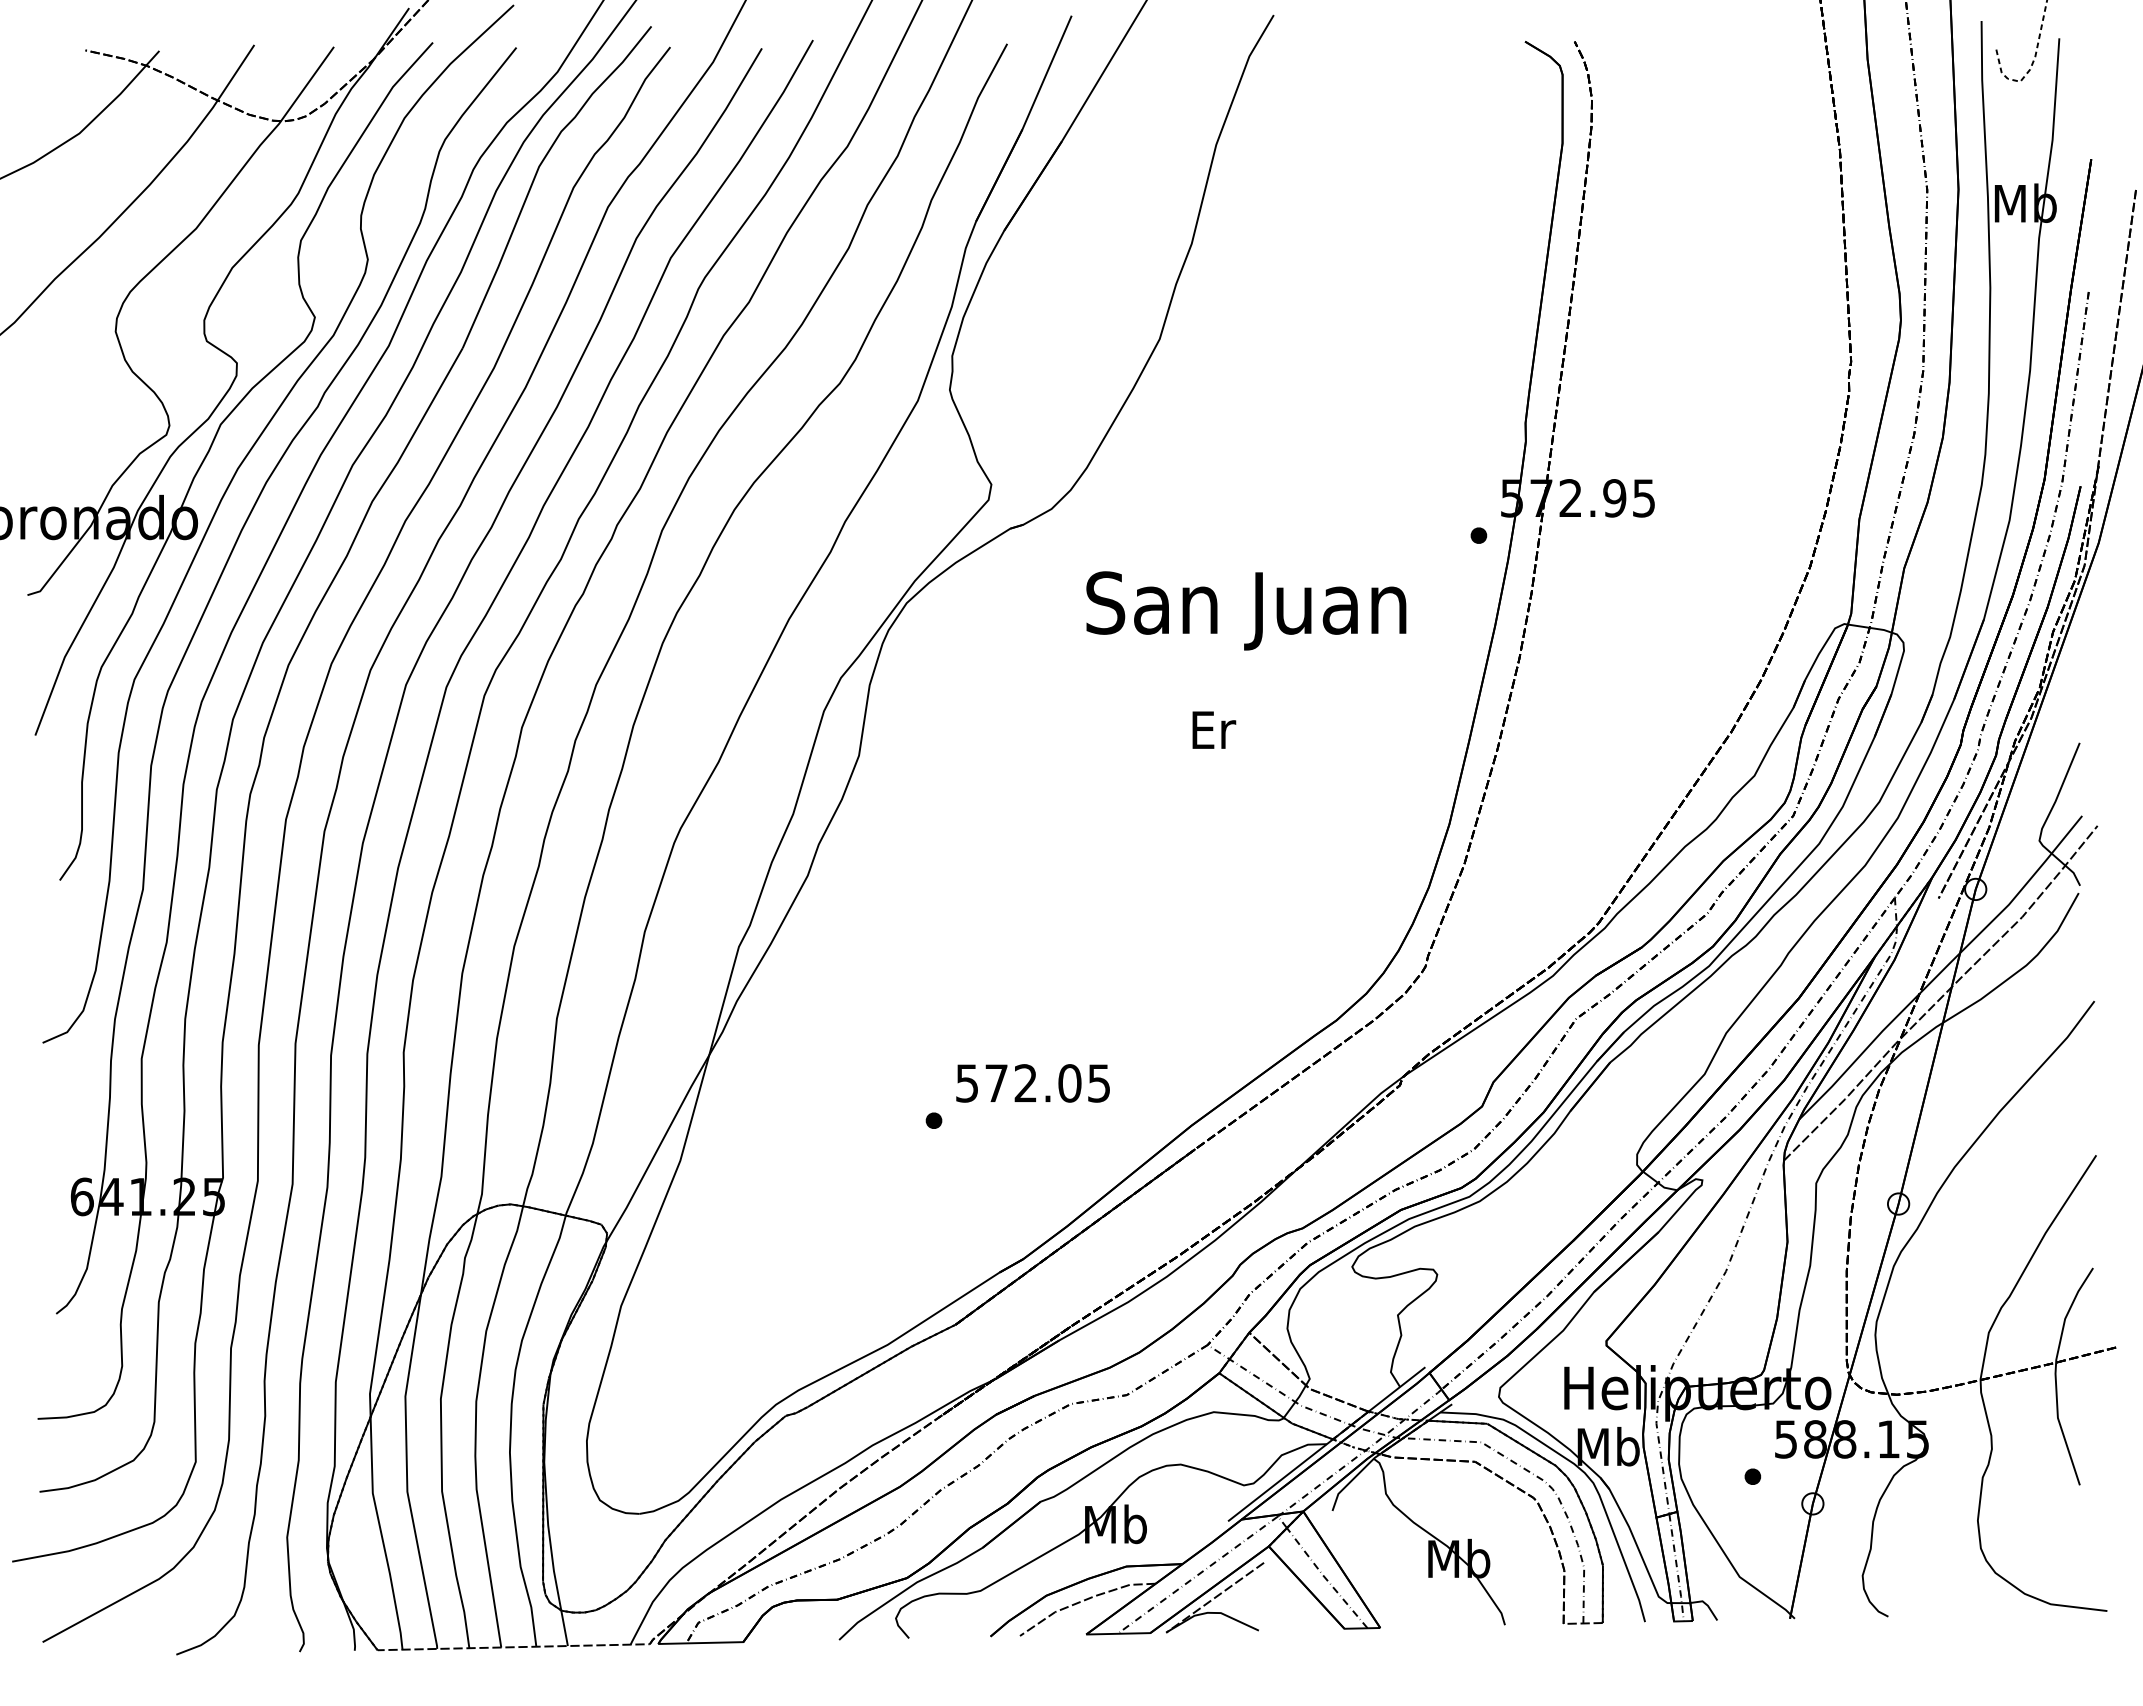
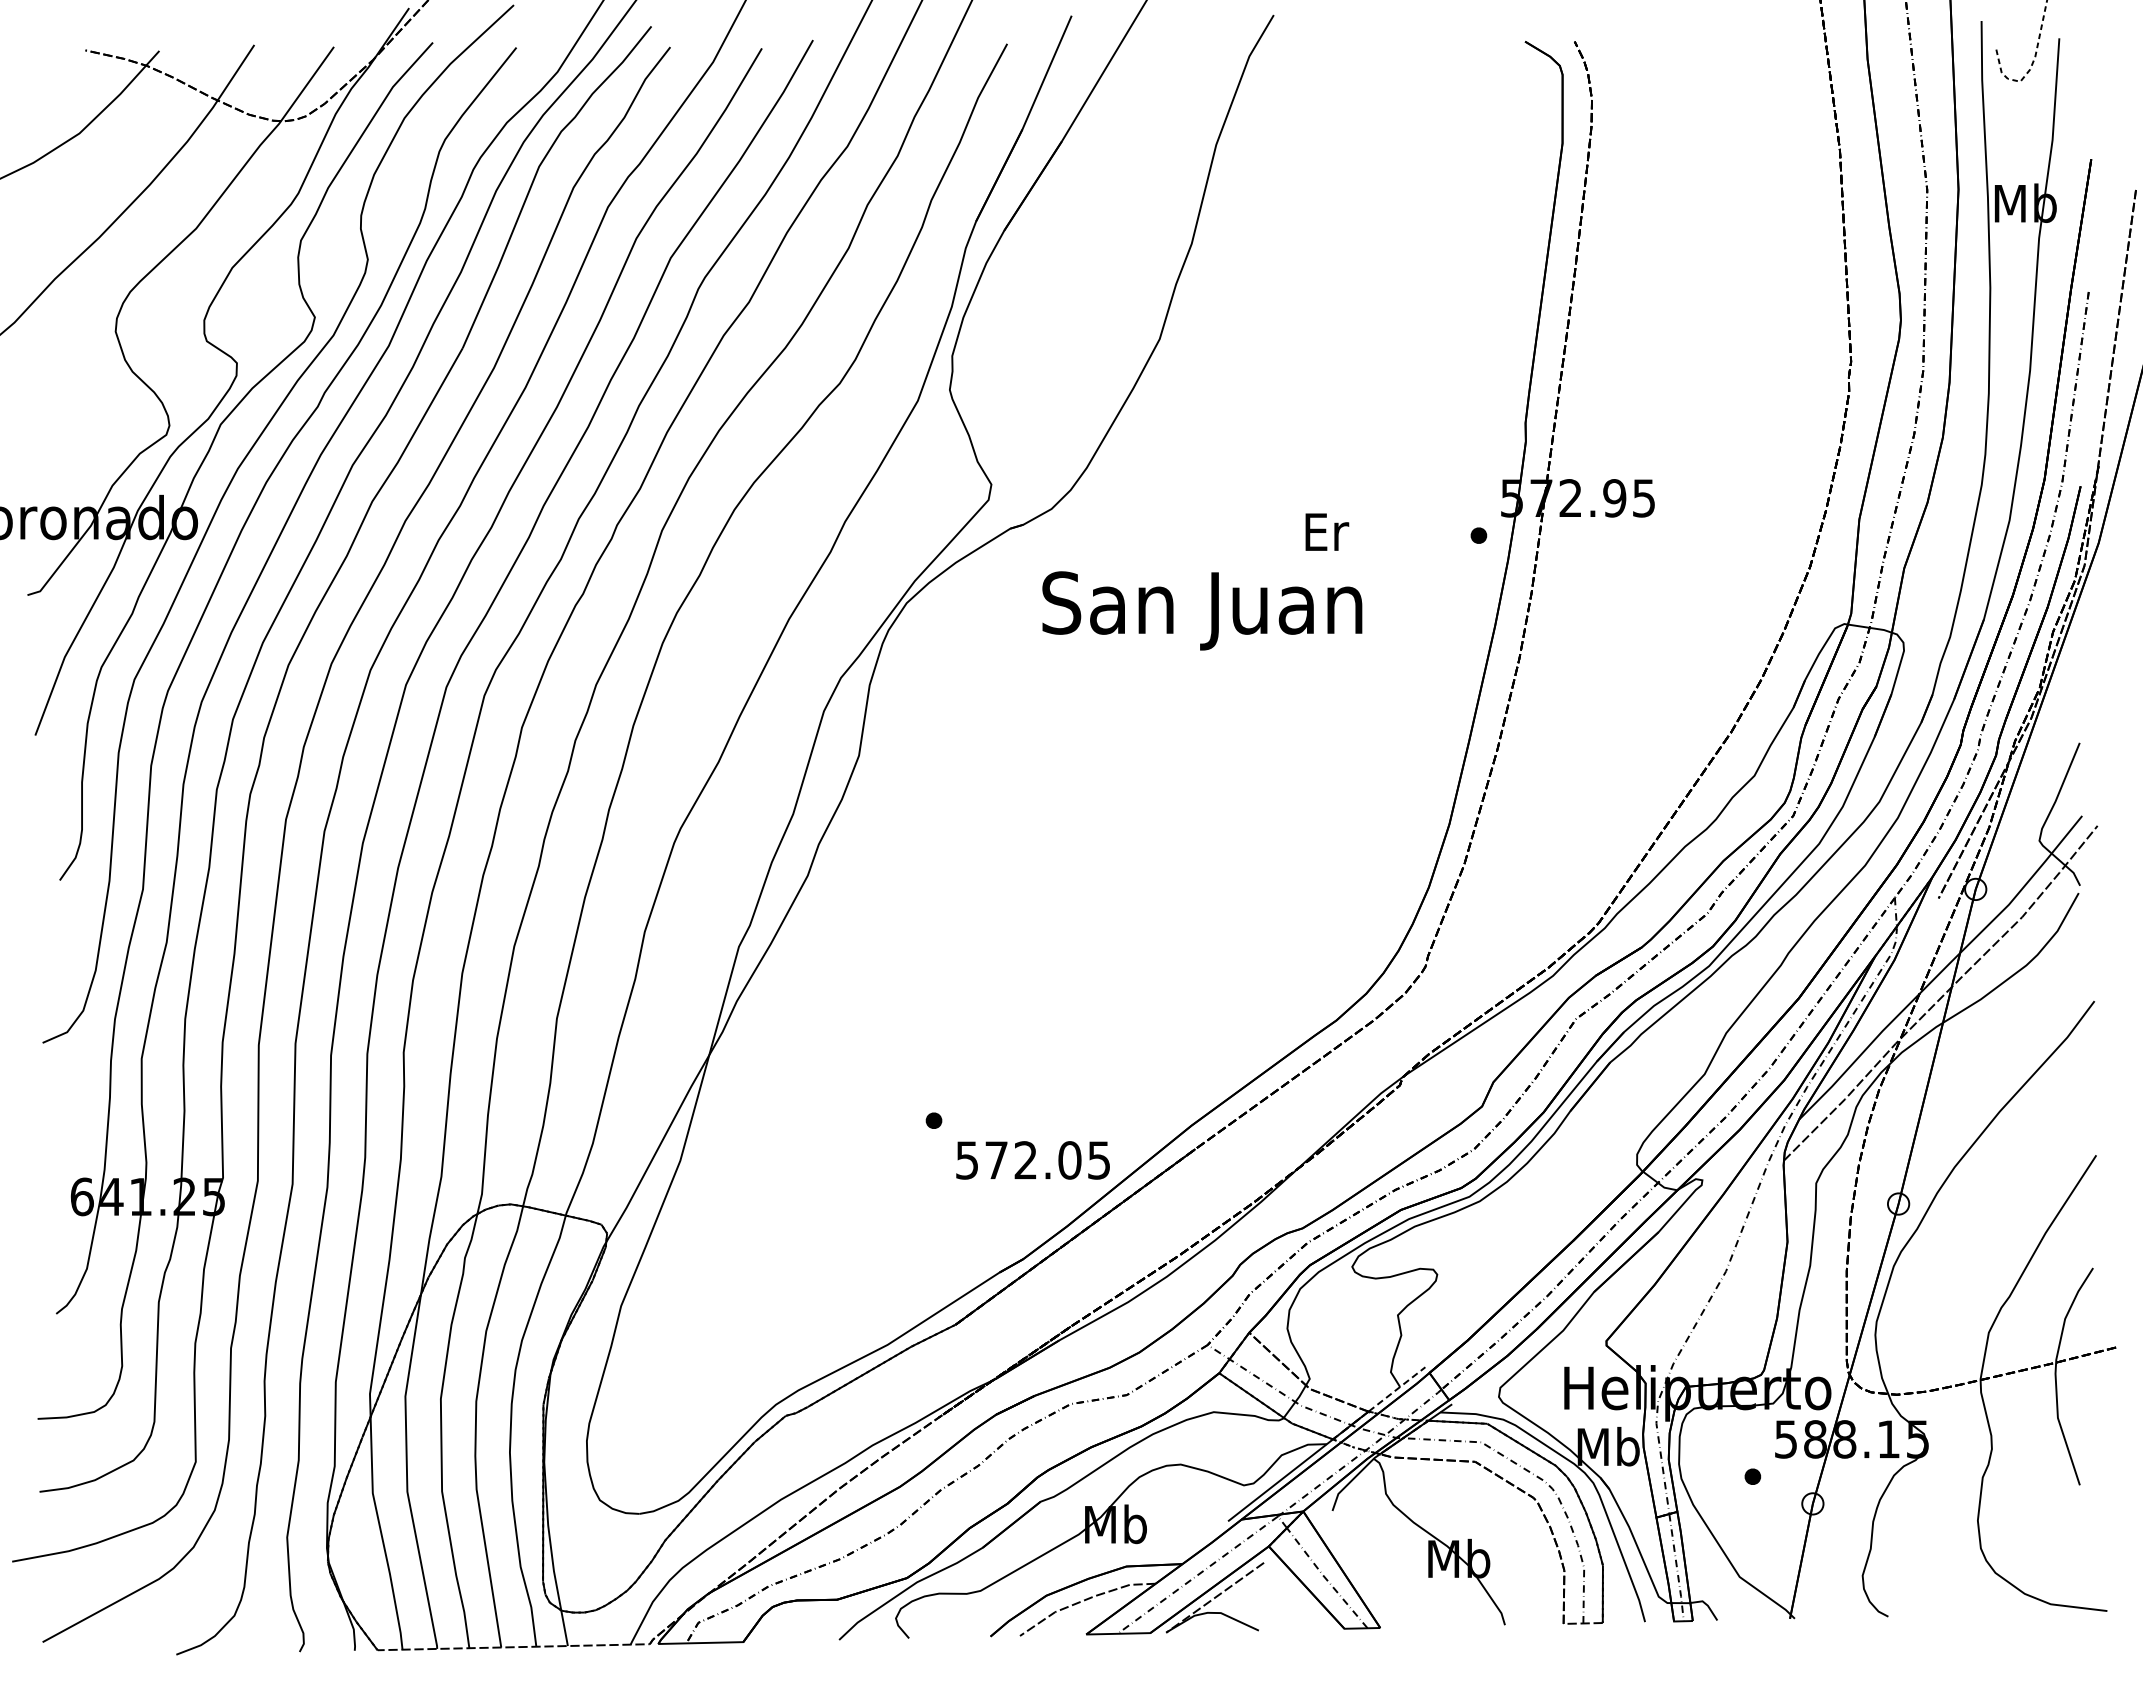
text position: (1246, 610) -> (1202, 610) (1202, 610)
text position: (1214, 729) -> (1327, 531) (1327, 531)
text position: (1032, 1083) -> (1032, 1160) (1032, 1160)
line: solid -> dashed (1397, 1389)
